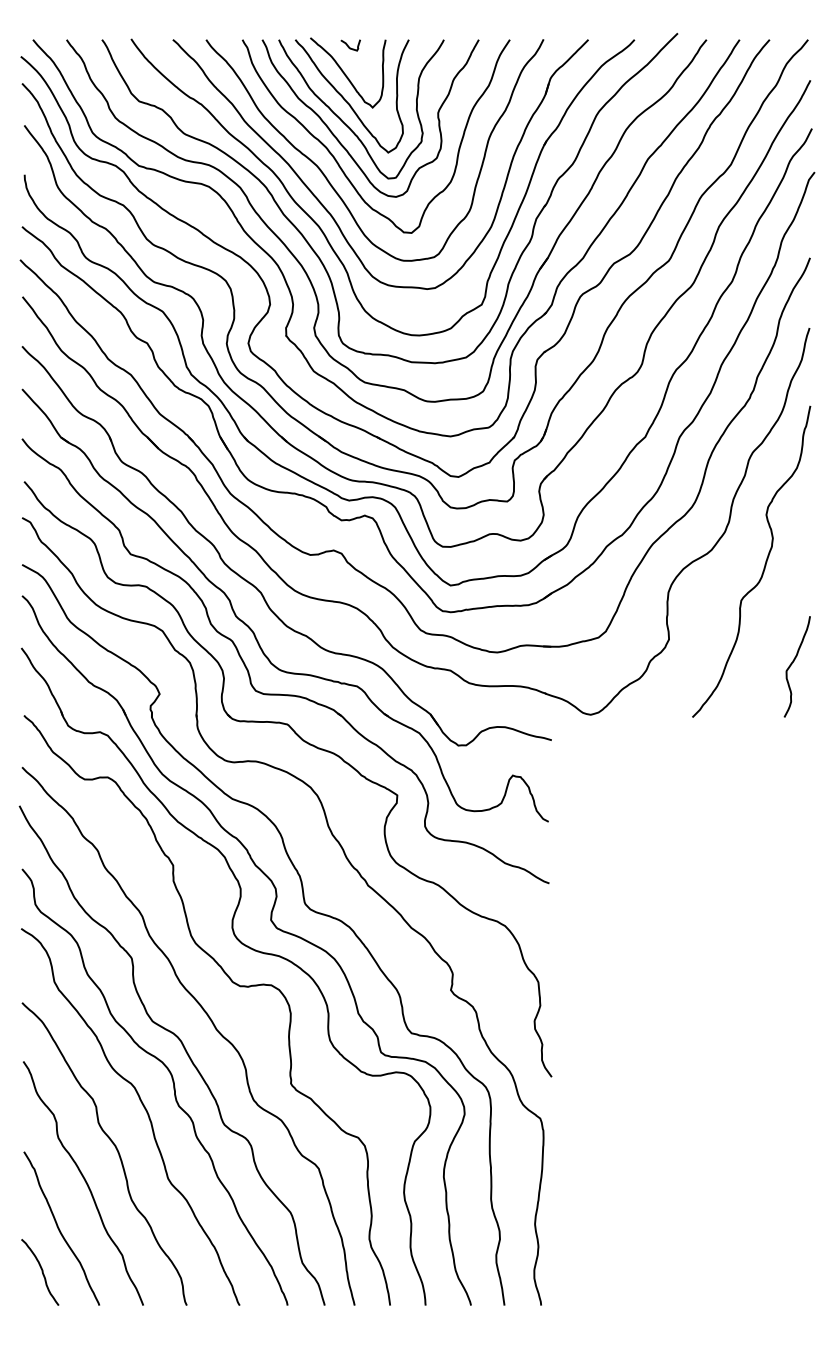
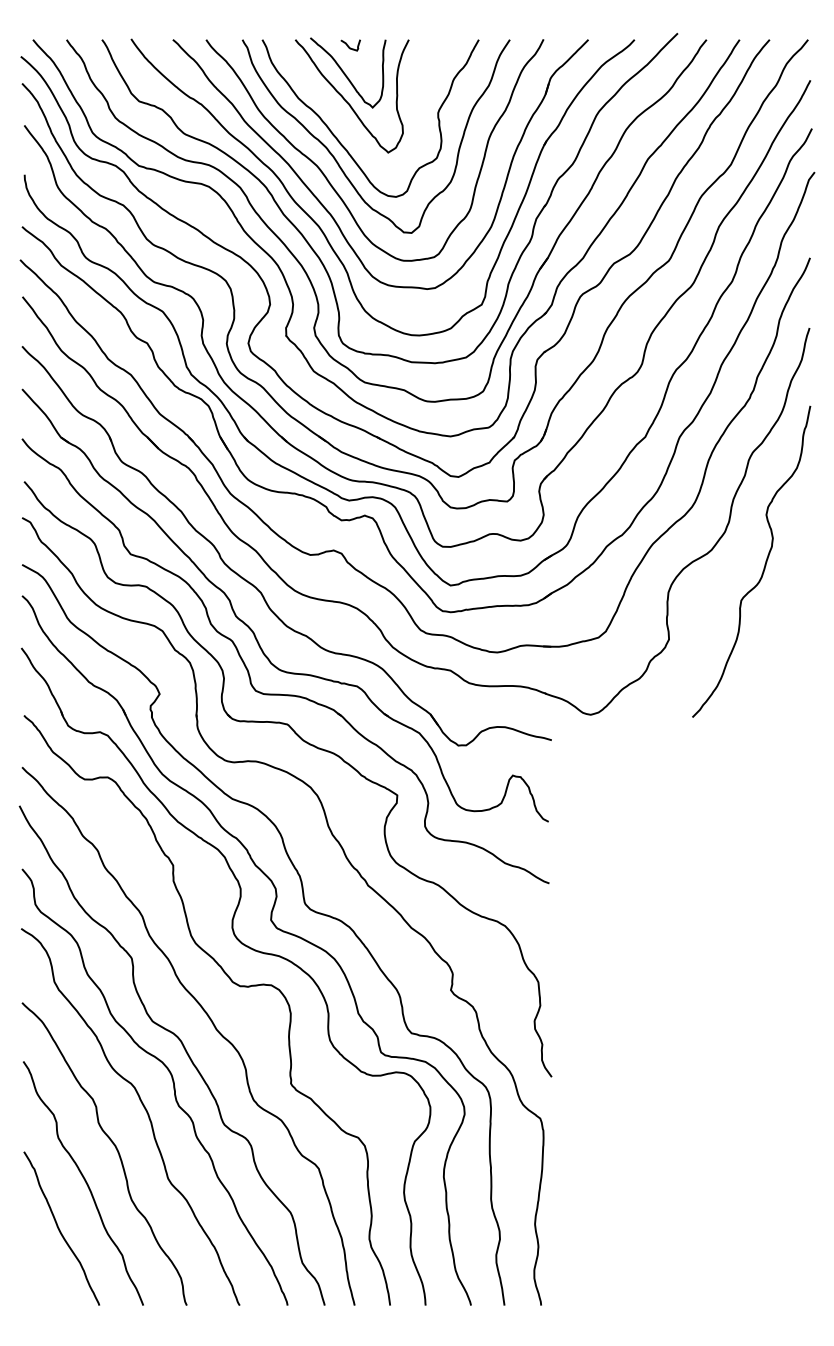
curve: present -> none (347, 124)
curve: present -> none (792, 664)
curve: present -> none (41, 1272)
